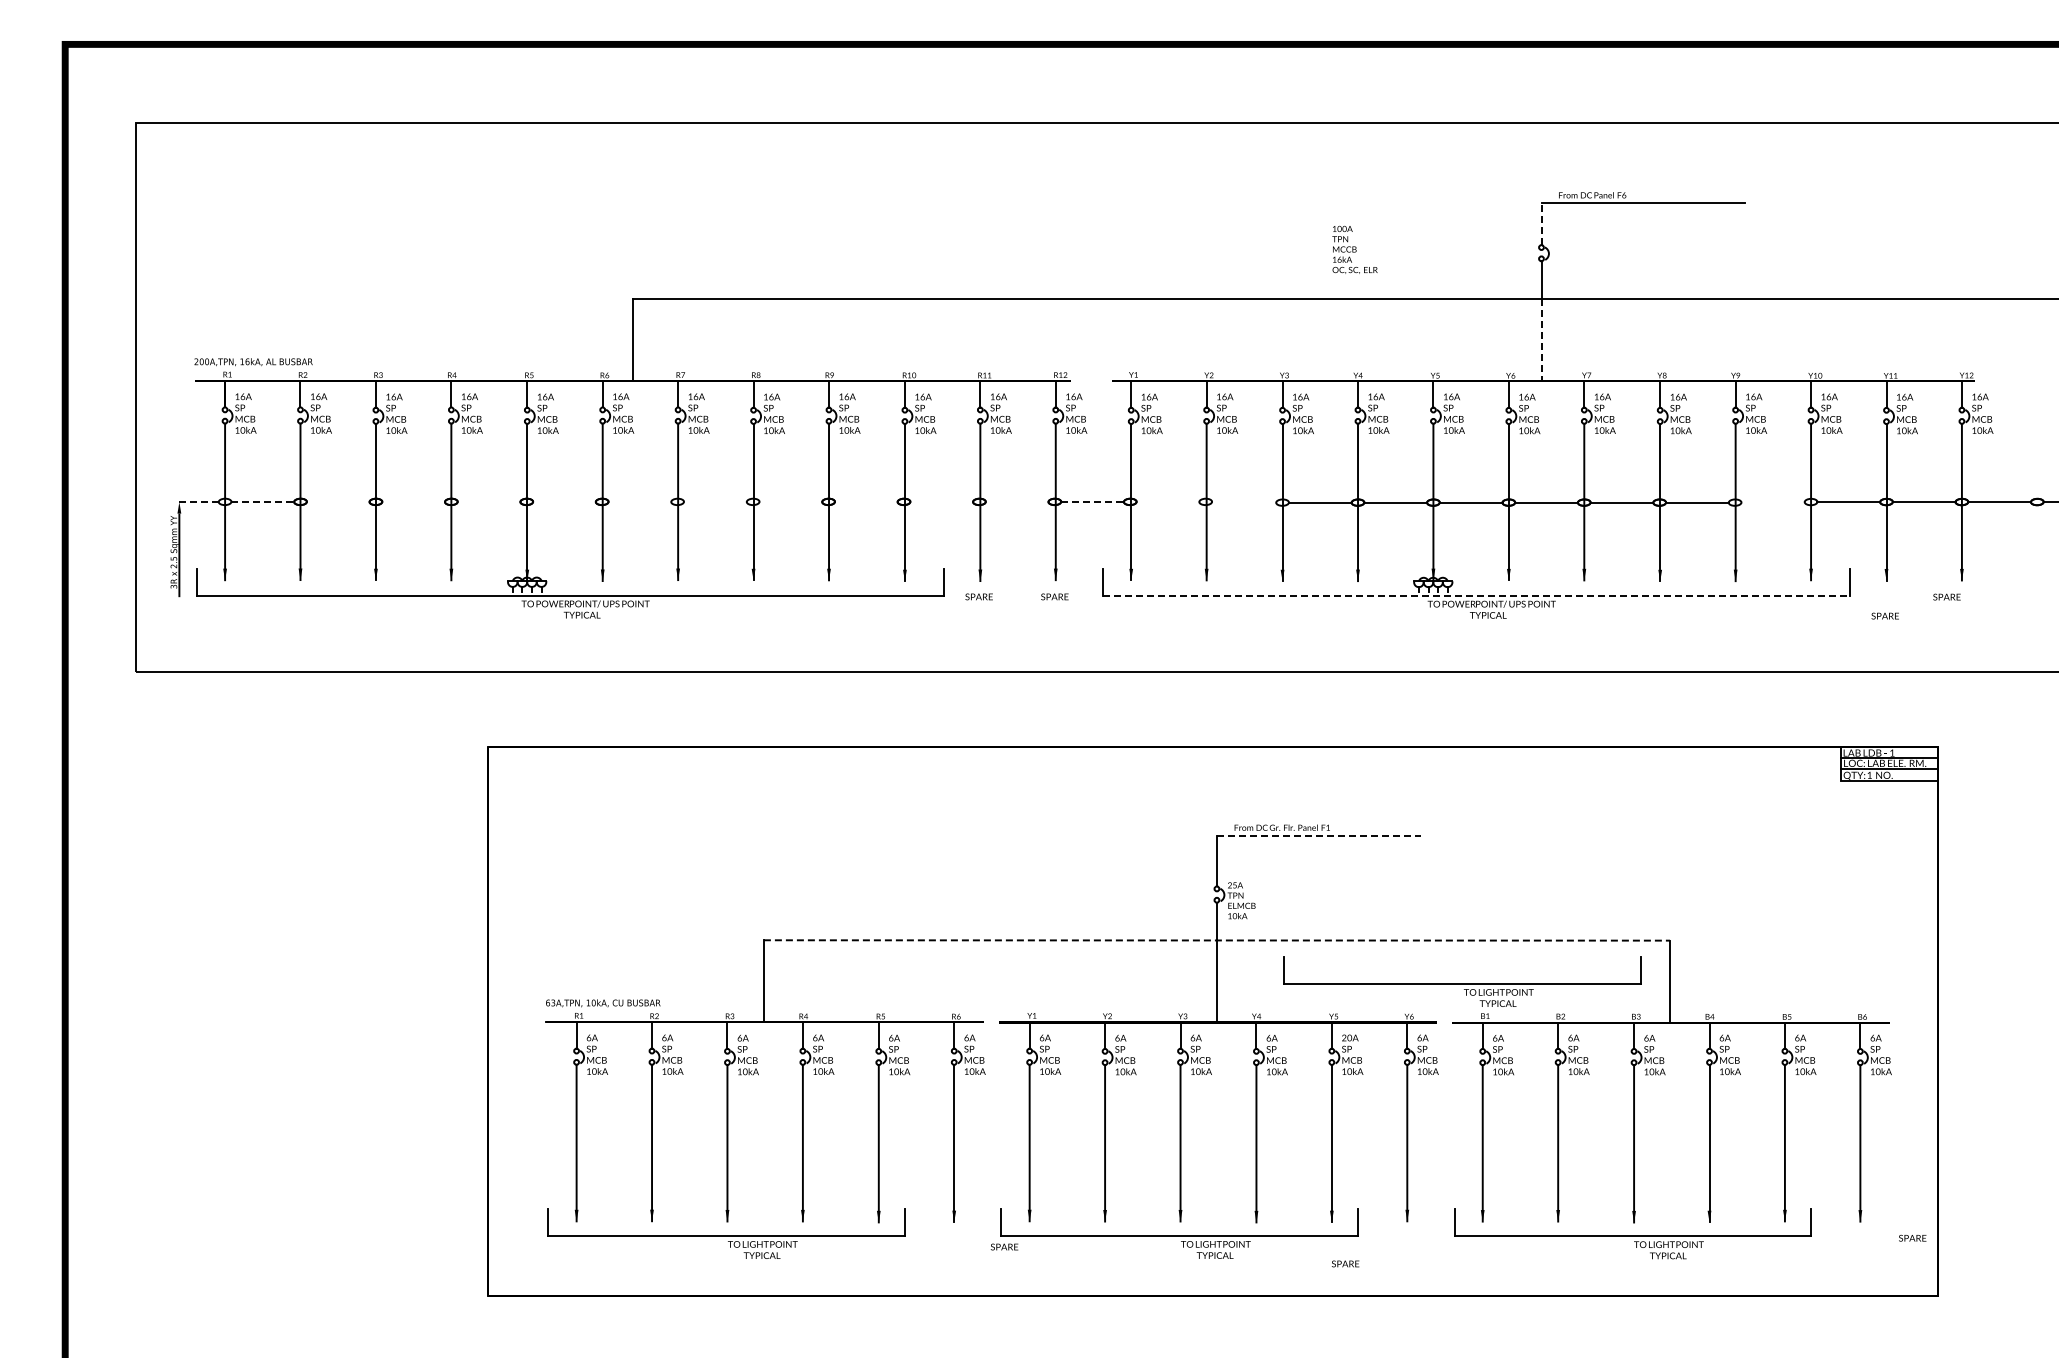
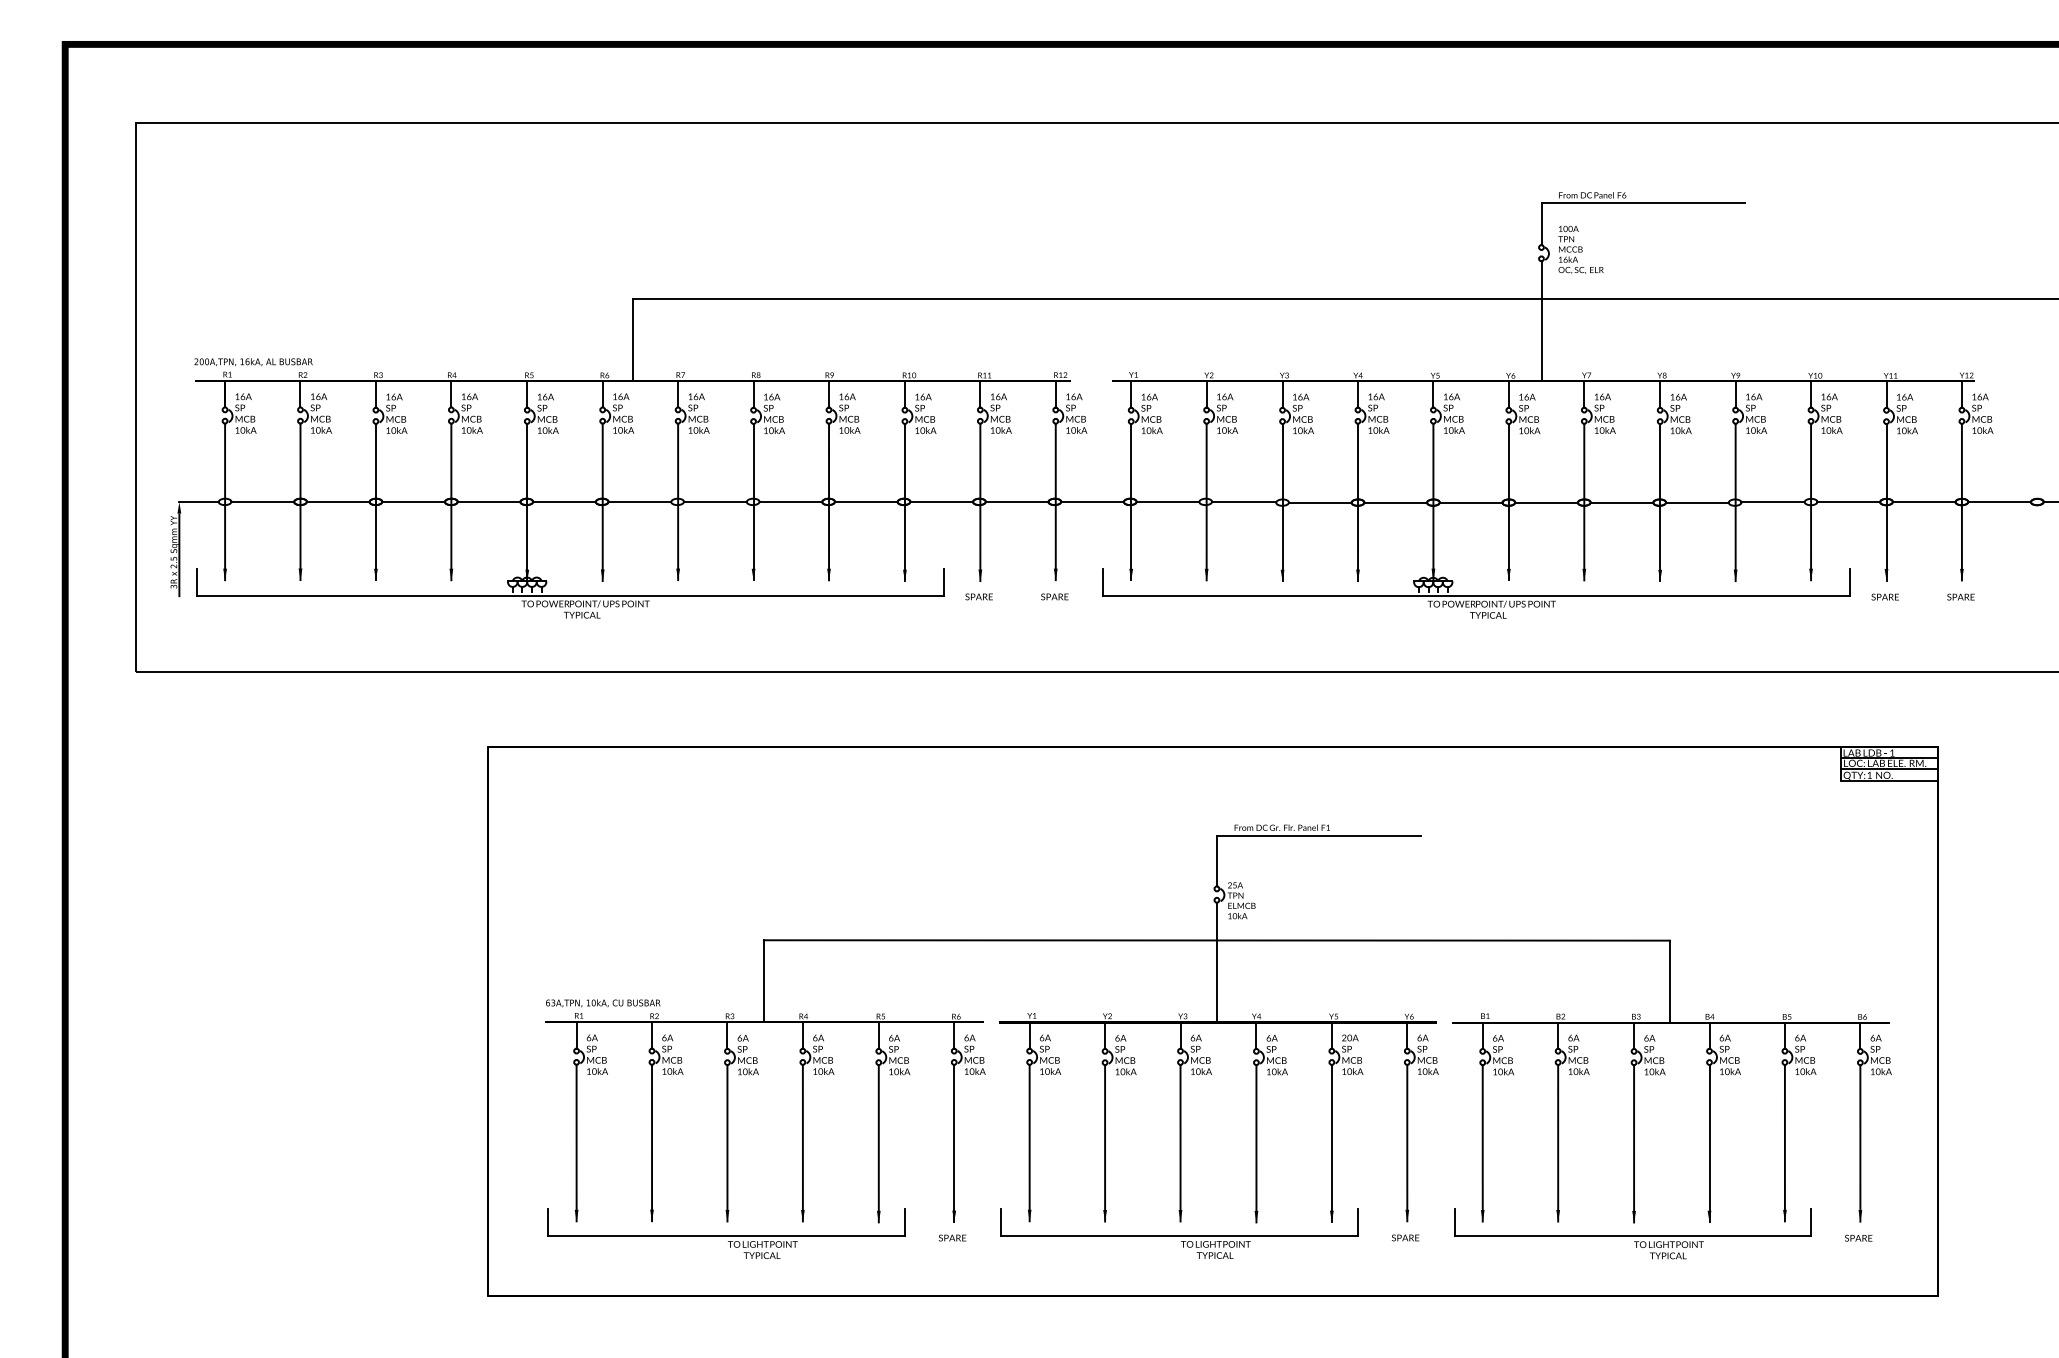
line: dashed -> solid (1541, 224)
text position: (1354, 249) -> (1580, 249) (1580, 249)
line: dashed -> solid (1541, 340)
line: dashed -> solid (199, 501)
line: dashed -> solid (263, 501)
line: none -> present (337, 501)
line: none -> present (413, 501)
line: none -> present (488, 501)
line: none -> present (564, 501)
line: none -> present (639, 501)
line: none -> present (714, 501)
line: none -> present (790, 501)
line: none -> present (865, 501)
line: none -> present (941, 501)
line: none -> present (1016, 501)
line: dashed -> solid (1093, 501)
line: none -> present (1167, 501)
line: none -> present (1243, 502)
line: none -> present (1772, 502)
line: dashed -> solid (1477, 595)
text position: (1946, 596) -> (1960, 596) (1960, 596)
text position: (1884, 615) -> (1884, 596) (1884, 596)
line: dashed -> solid (1318, 835)
line: dashed -> solid (1217, 940)
part: present -> none (1462, 981)
text position: (1912, 1237) -> (1858, 1237) (1858, 1237)
text position: (1004, 1246) -> (952, 1237) (952, 1237)
text position: (1345, 1263) -> (1405, 1237) (1405, 1237)
